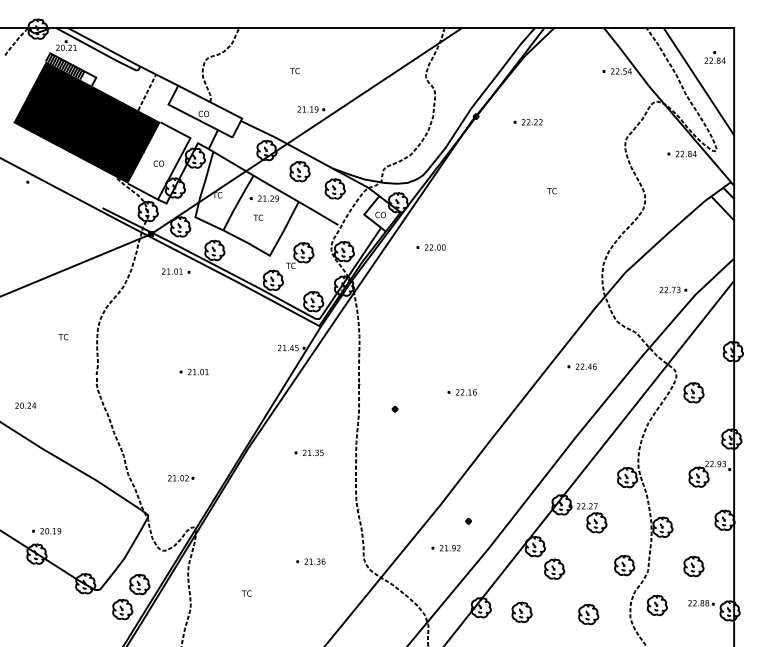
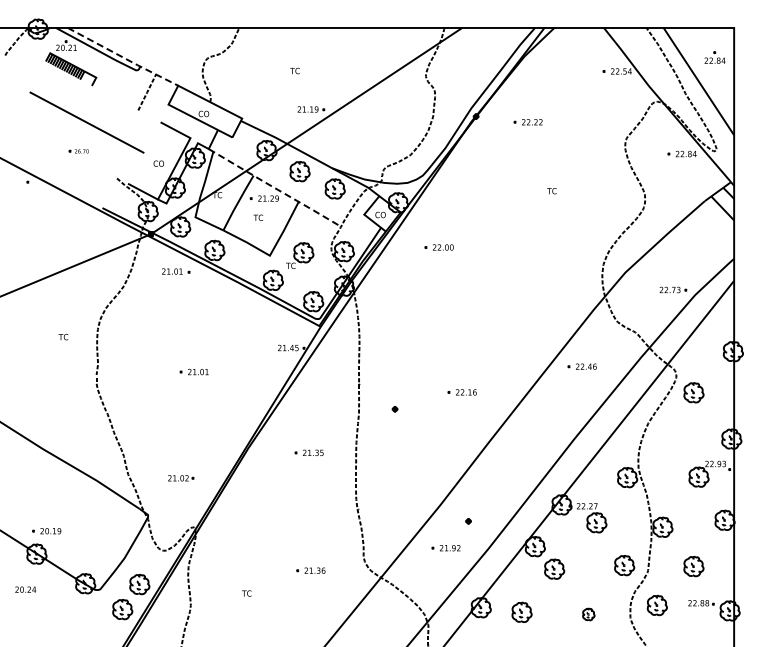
line: solid -> dashed (123, 57)
fill: present -> none (86, 122)
line: solid -> dashed (273, 187)
part position: (430, 247) -> (438, 247) (438, 247)
text position: (25, 405) -> (25, 589) (25, 589)
part position: (310, 561) -> (310, 570) (310, 570)
part size: 22x23 px -> 14x15 px (588, 614)
